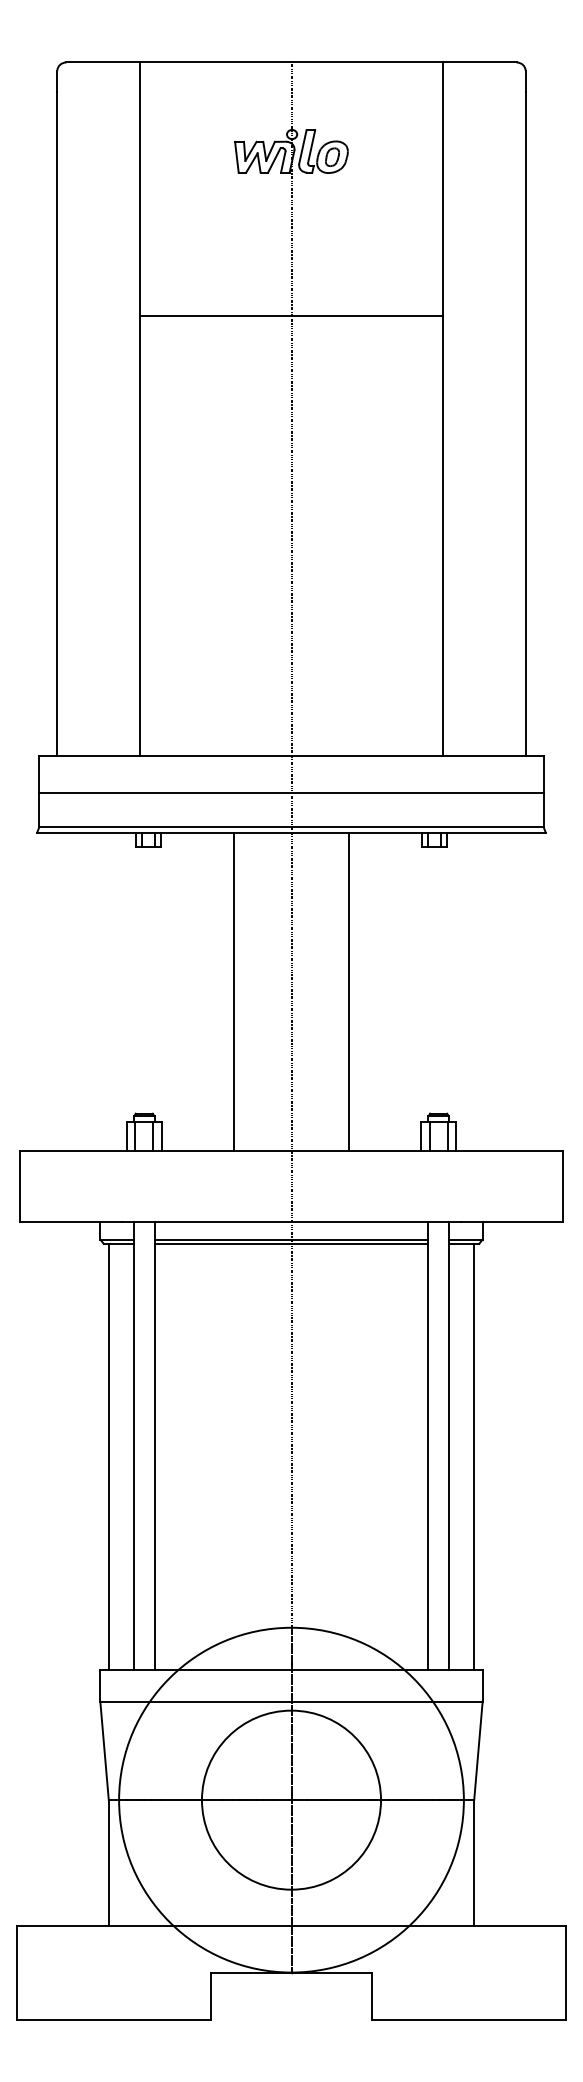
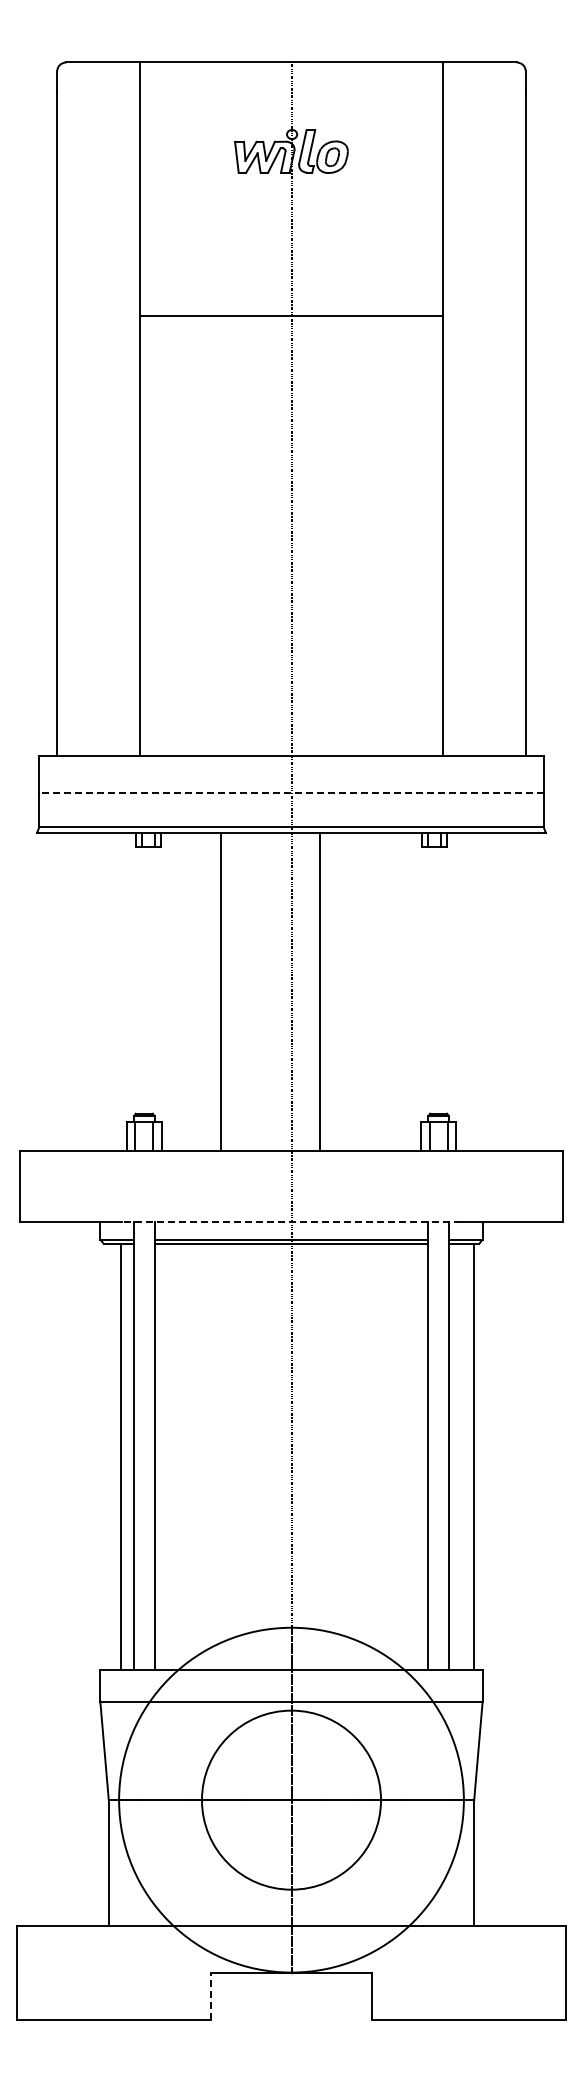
line: solid -> dashed (291, 792)
line position: (233, 991) -> (220, 991) (220, 991)
line position: (349, 991) -> (320, 991) (320, 991)
line: solid -> dashed (291, 1221)
line position: (108, 1456) -> (120, 1456) (120, 1456)
line: solid -> dashed (210, 1996)
